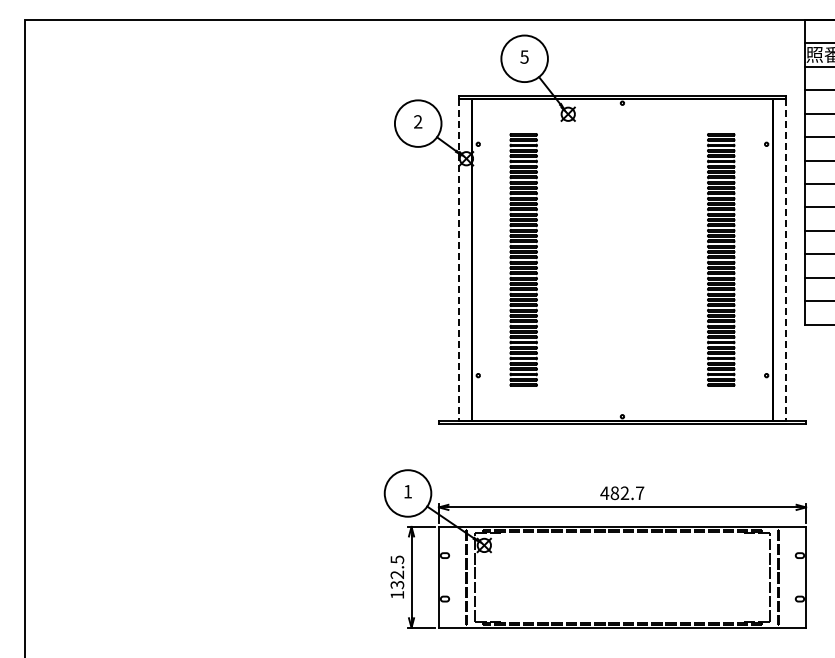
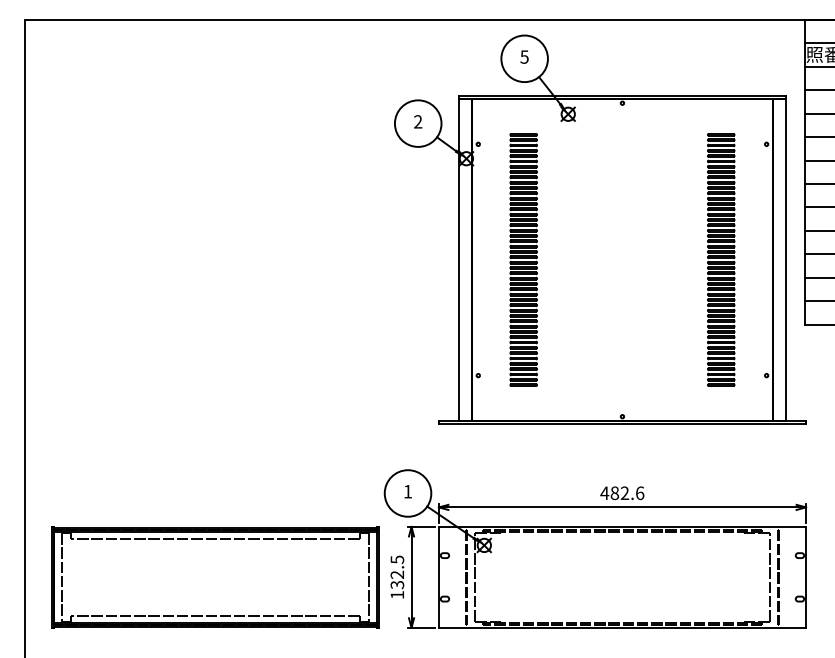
line: dashed -> solid (459, 260)
line: dashed -> solid (785, 260)
text: 482.7 -> 482.6 (640, 493)
part: none -> present (215, 577)
